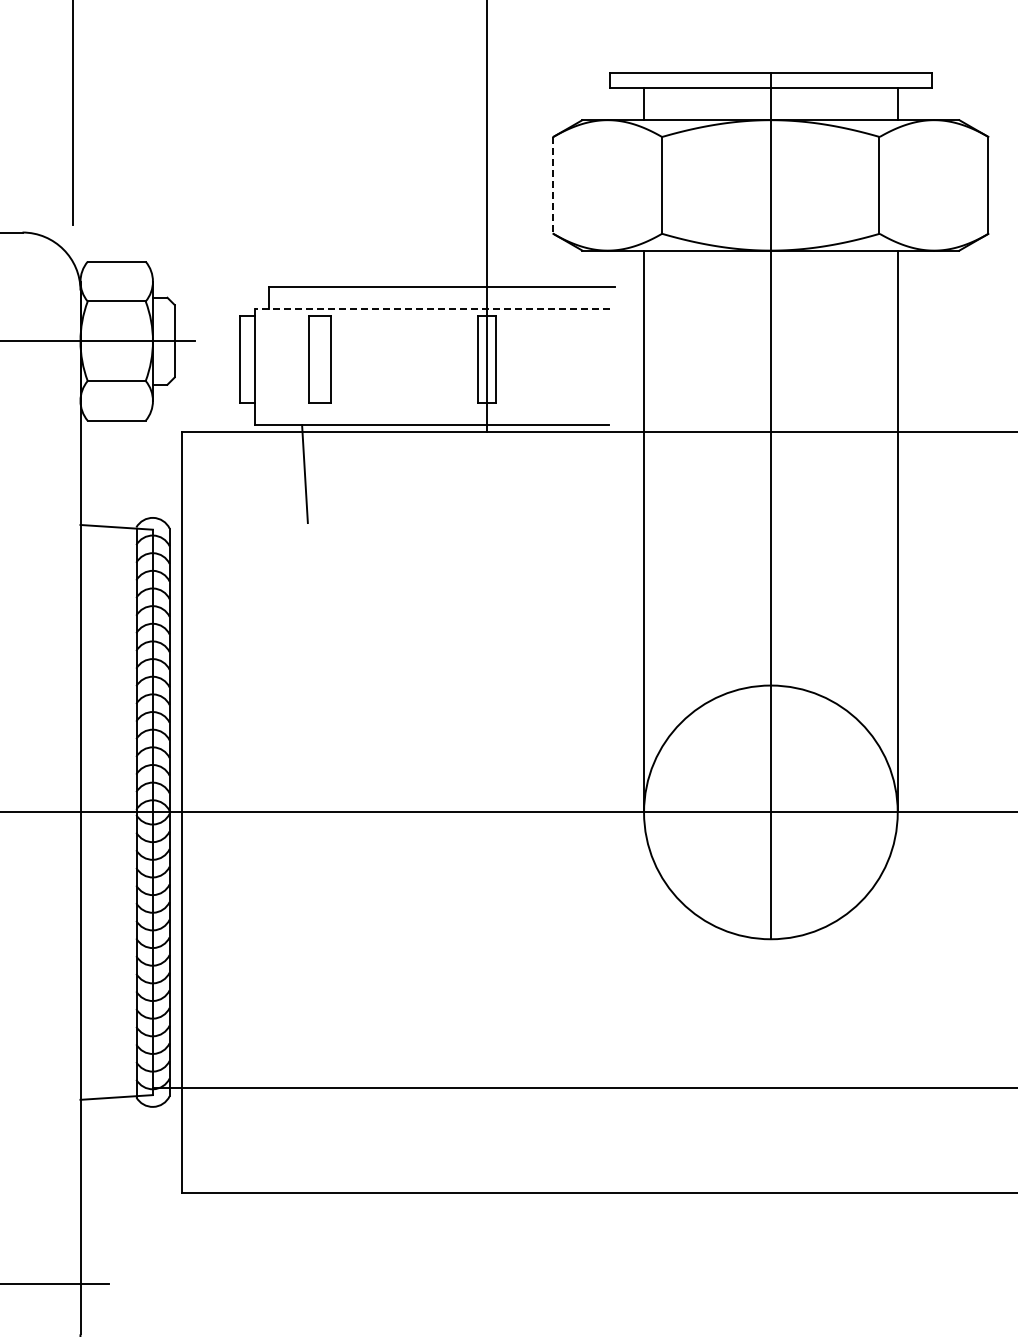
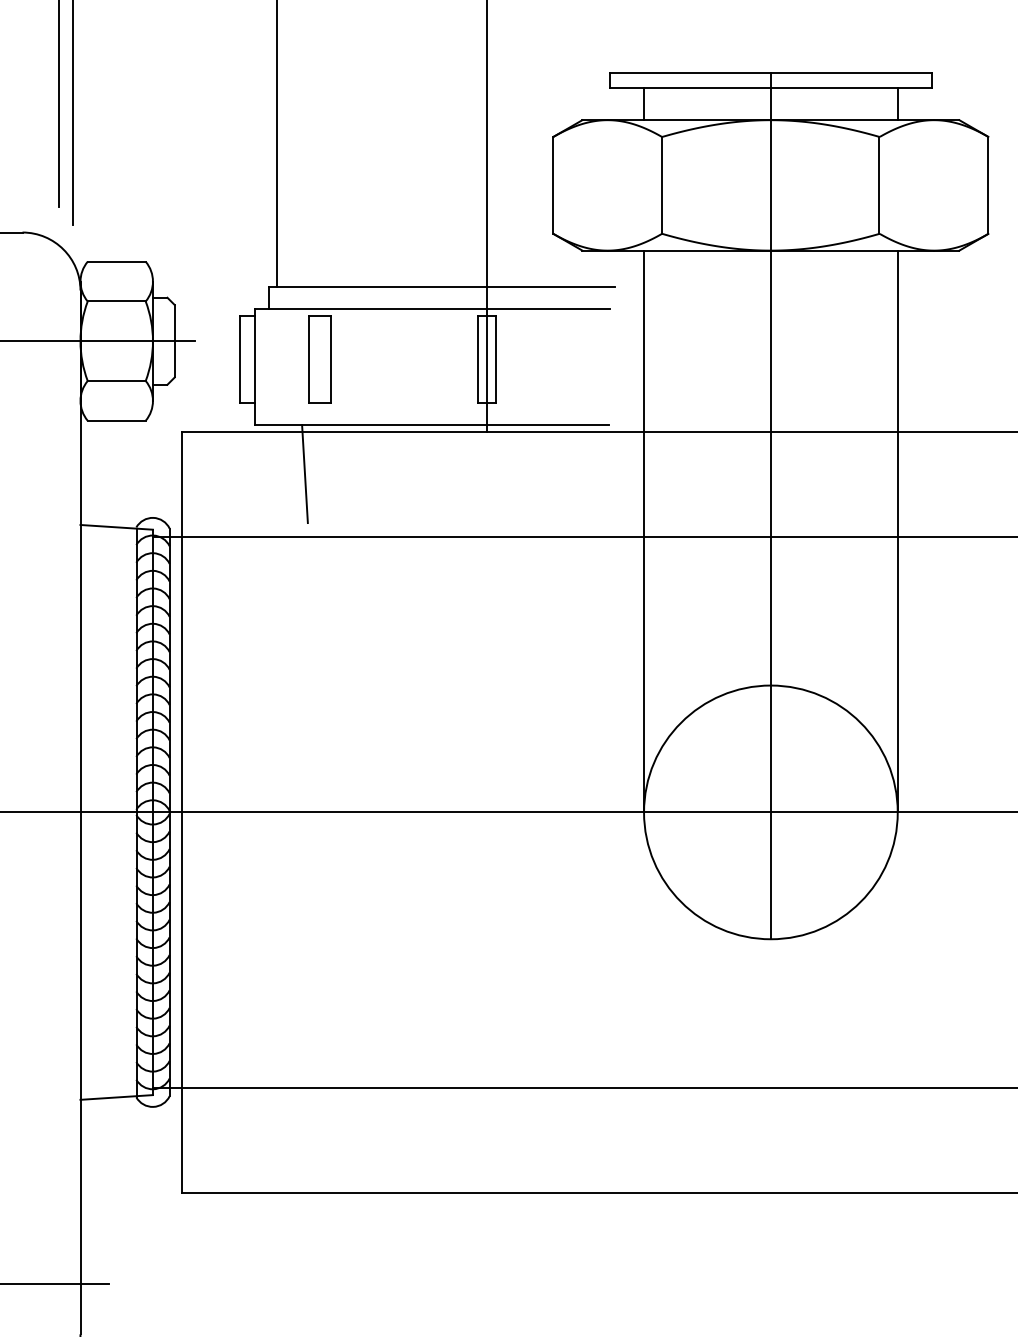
line: none -> present (58, 104)
line: none -> present (276, 144)
line: dashed -> solid (553, 185)
line: dashed -> solid (432, 309)
line: none -> present (583, 536)
